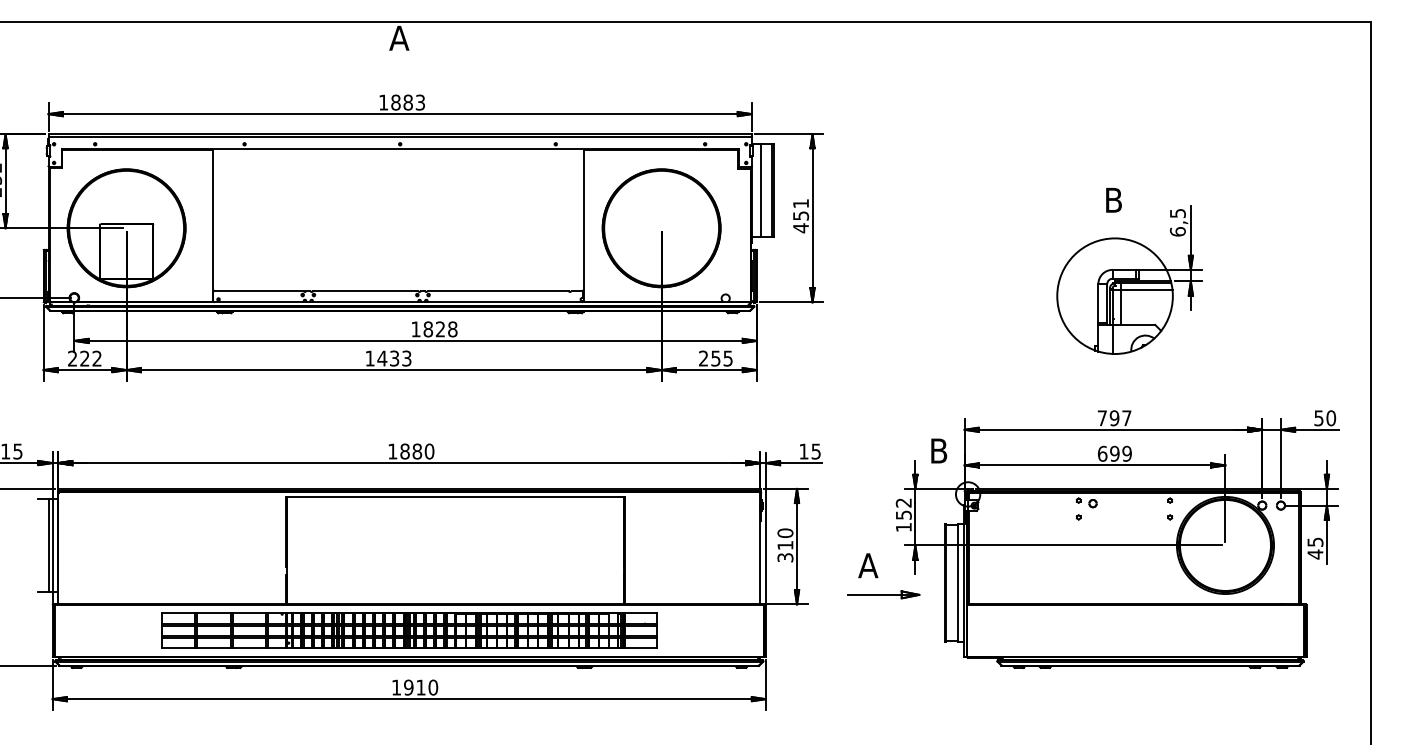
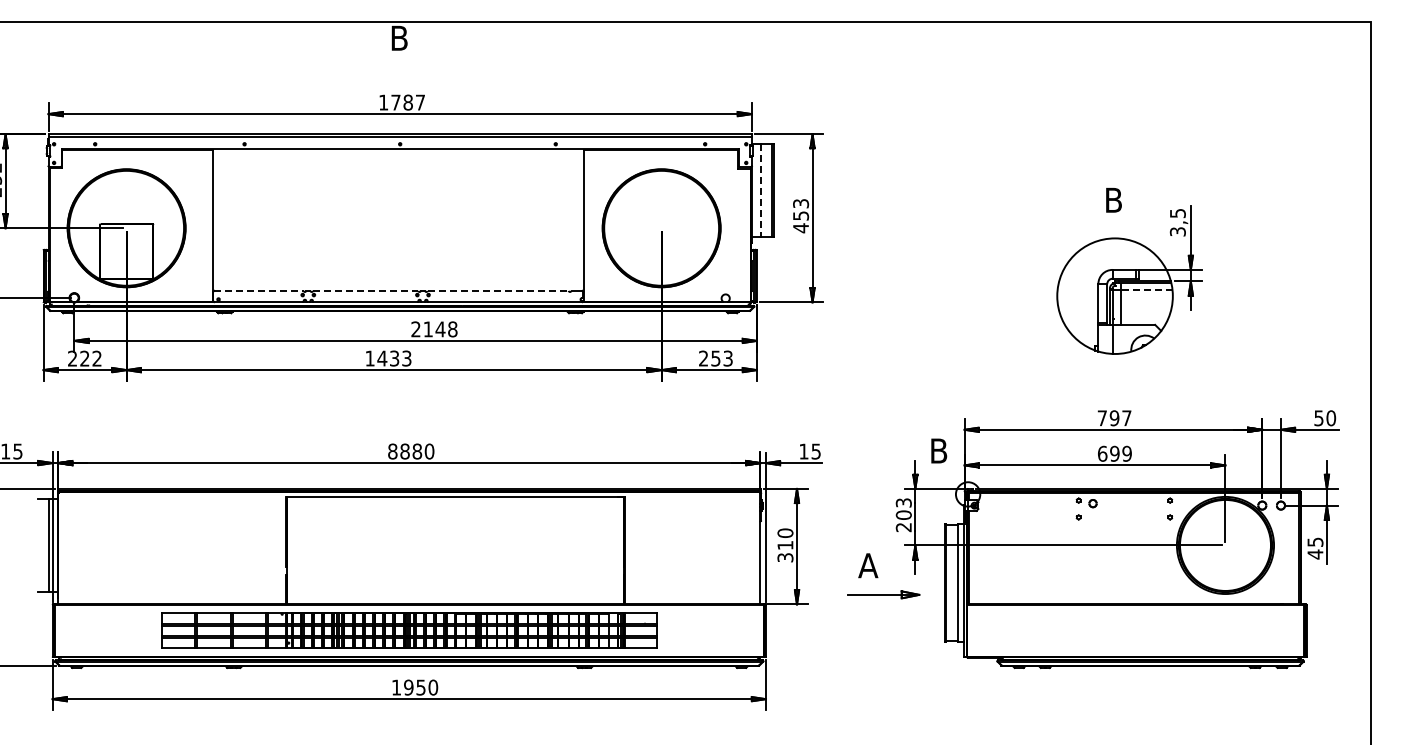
text: A -> B (399, 37)
text: 1883 -> 1787 (407, 102)
line: solid -> dashed (760, 190)
text: 451 -> 453 (801, 203)
text: 6,5 -> 3,5 (1177, 231)
line: solid -> dashed (258, 290)
line: solid -> dashed (365, 290)
line: solid -> dashed (498, 290)
line: solid -> dashed (1146, 290)
text: 1828 -> 2148 (428, 329)
text: 255 -> 253 (728, 357)
text: 1880 -> 8880 (392, 451)
text: 152 -> 203 (903, 515)
text: 1910 -> 1950 (420, 687)
